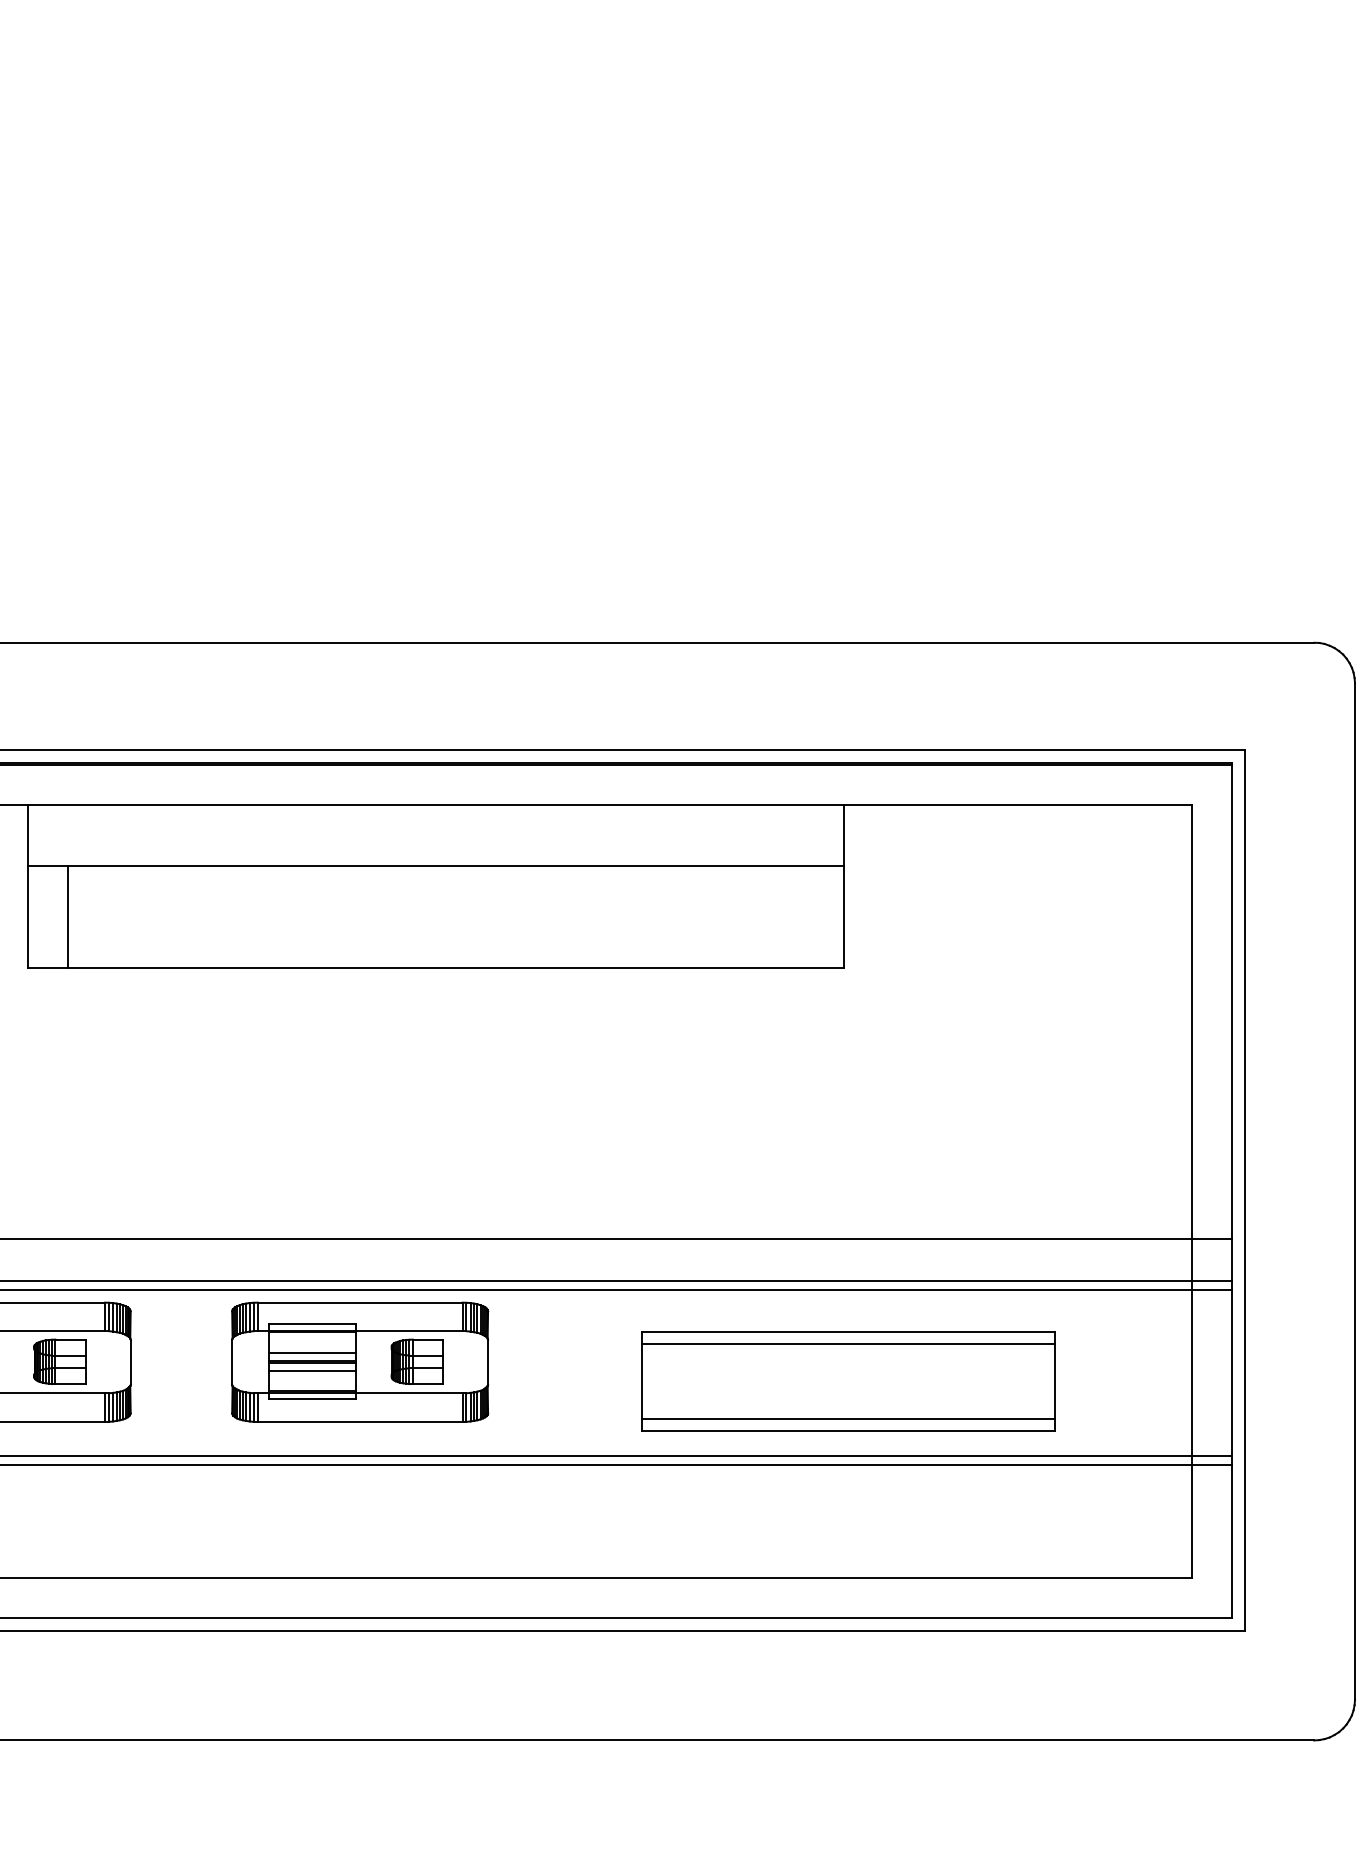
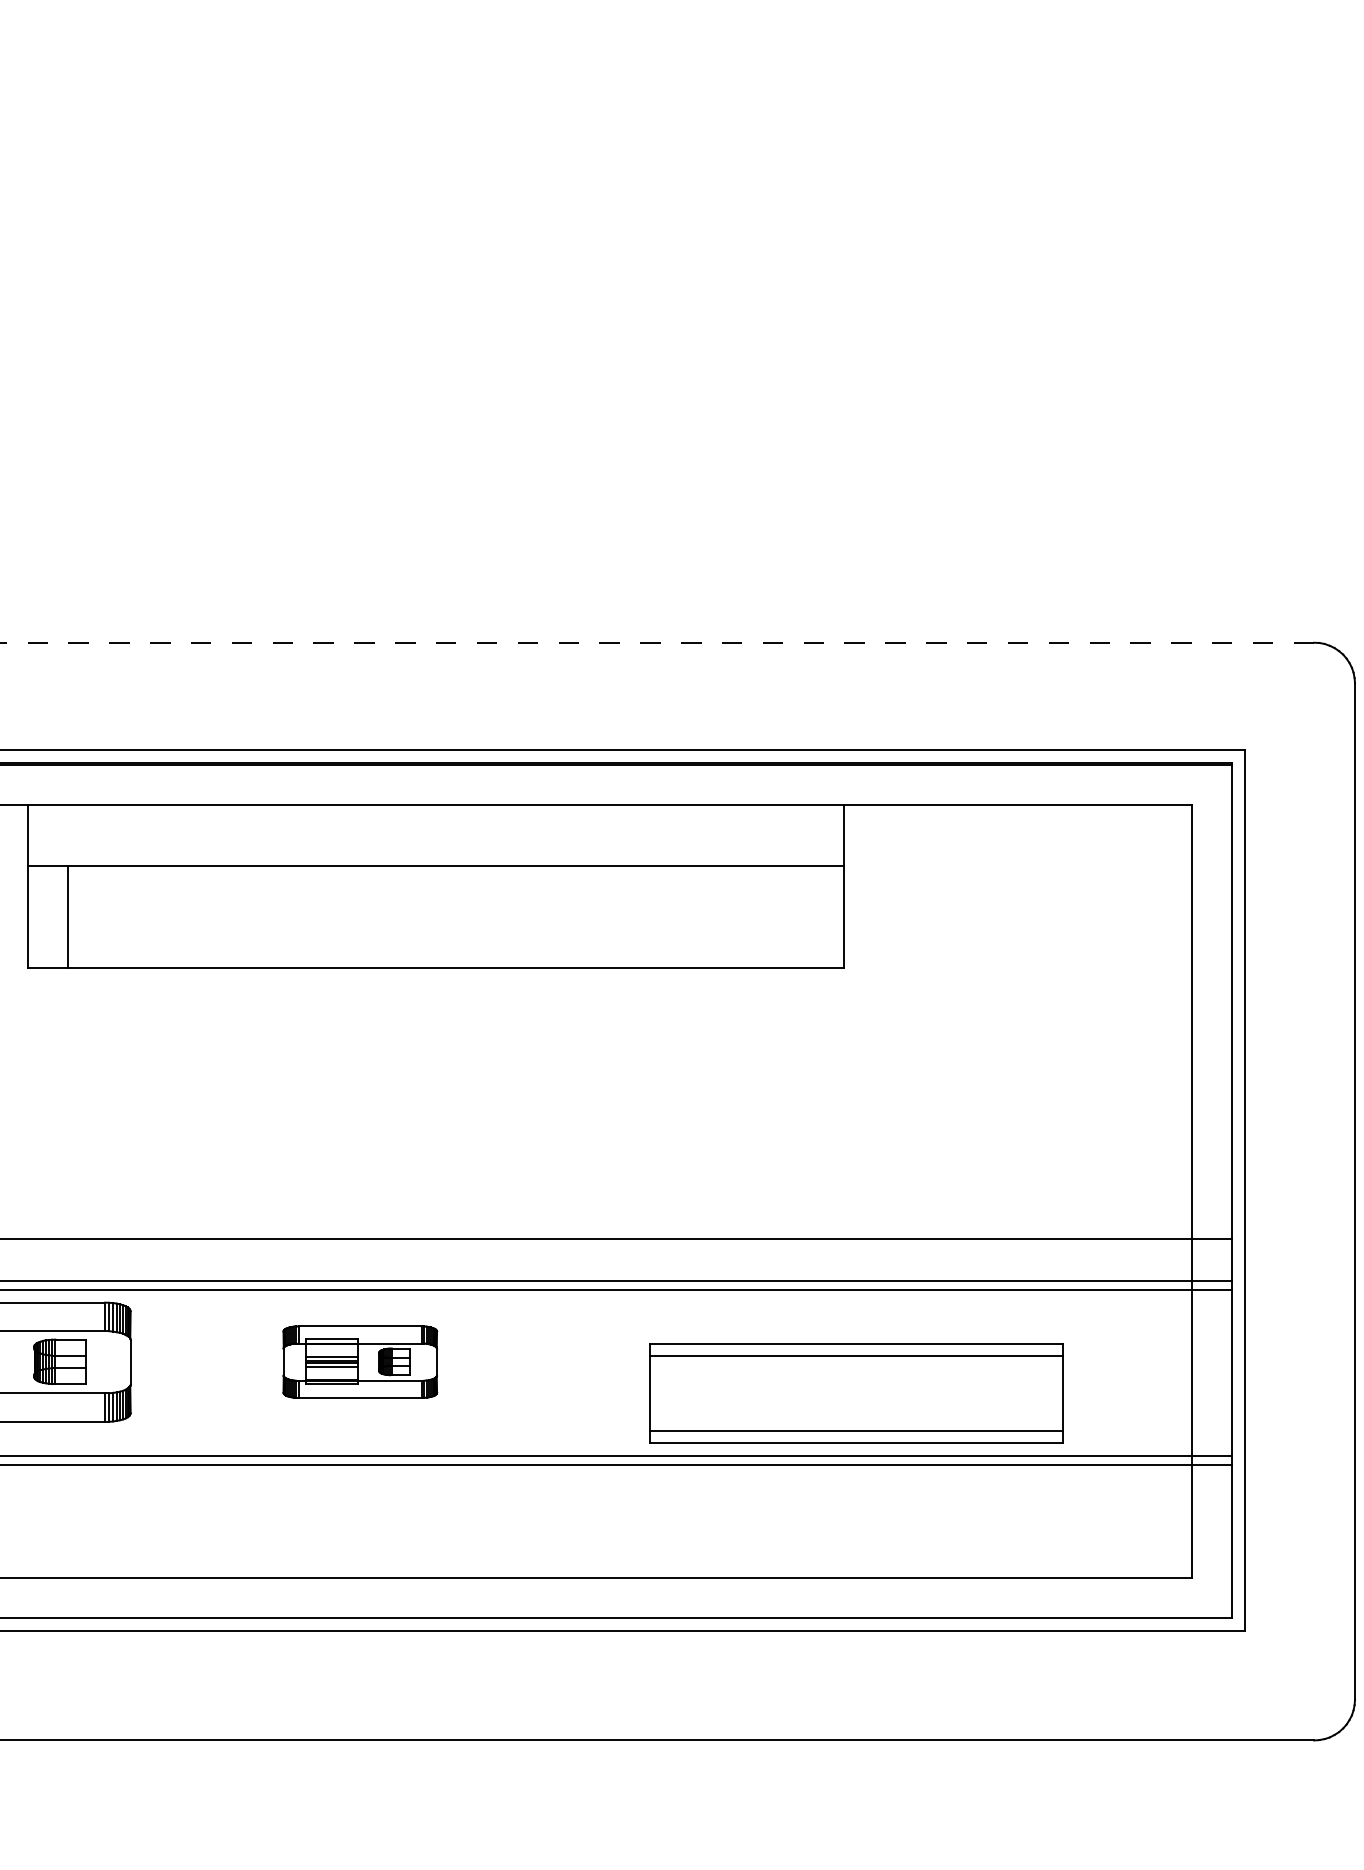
line: solid -> dashed (657, 642)
part size: 259x122 px -> 157x74 px (360, 1361)
part position: (848, 1381) -> (856, 1393) (856, 1393)
